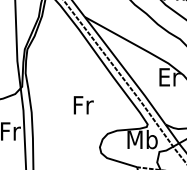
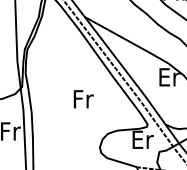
text position: (83, 105) -> (83, 99) (83, 99)
text: Mb -> Er (142, 139)
